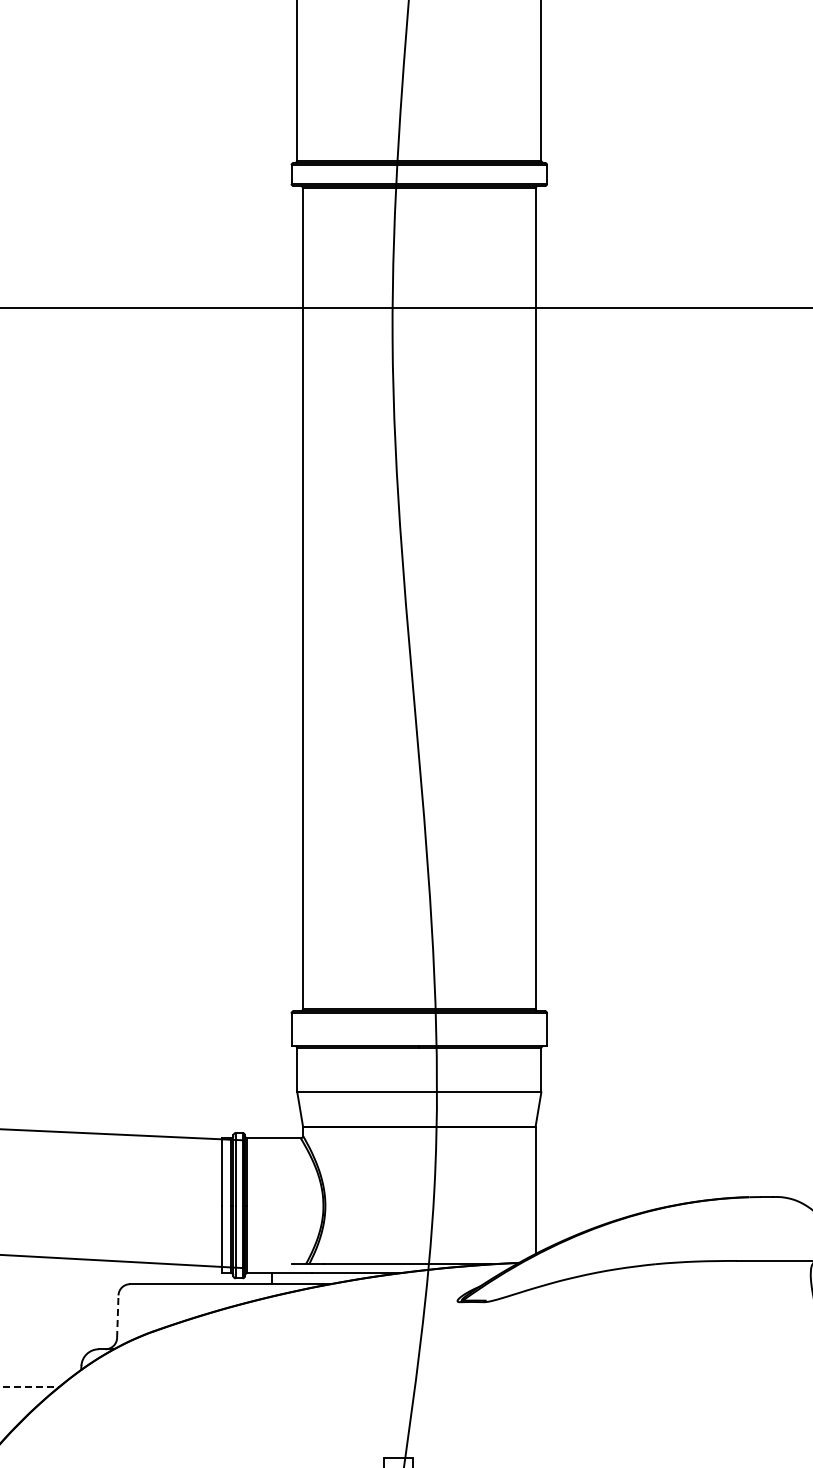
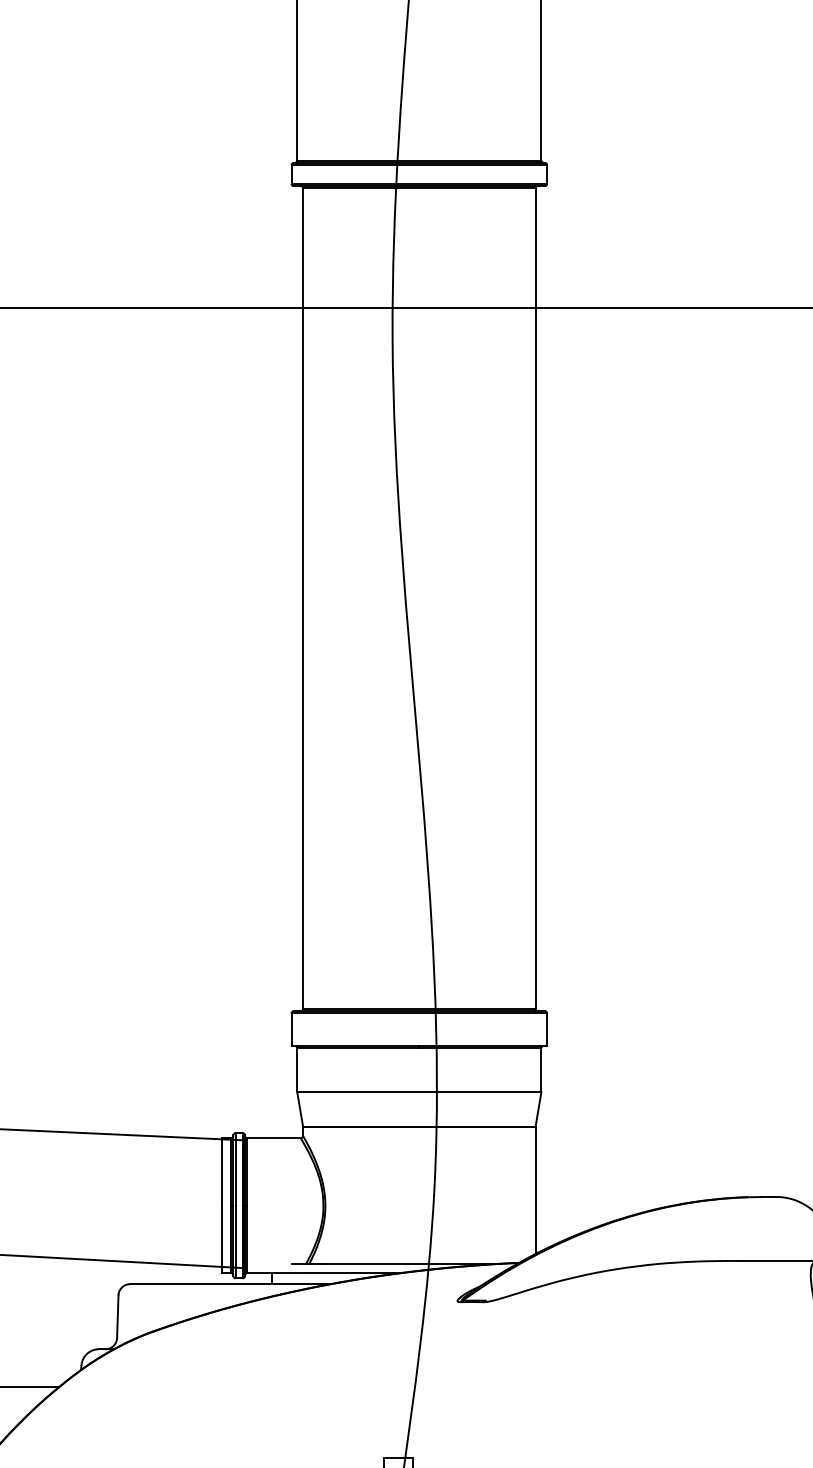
line: dashed -> solid (117, 1316)
line: dashed -> solid (29, 1387)
